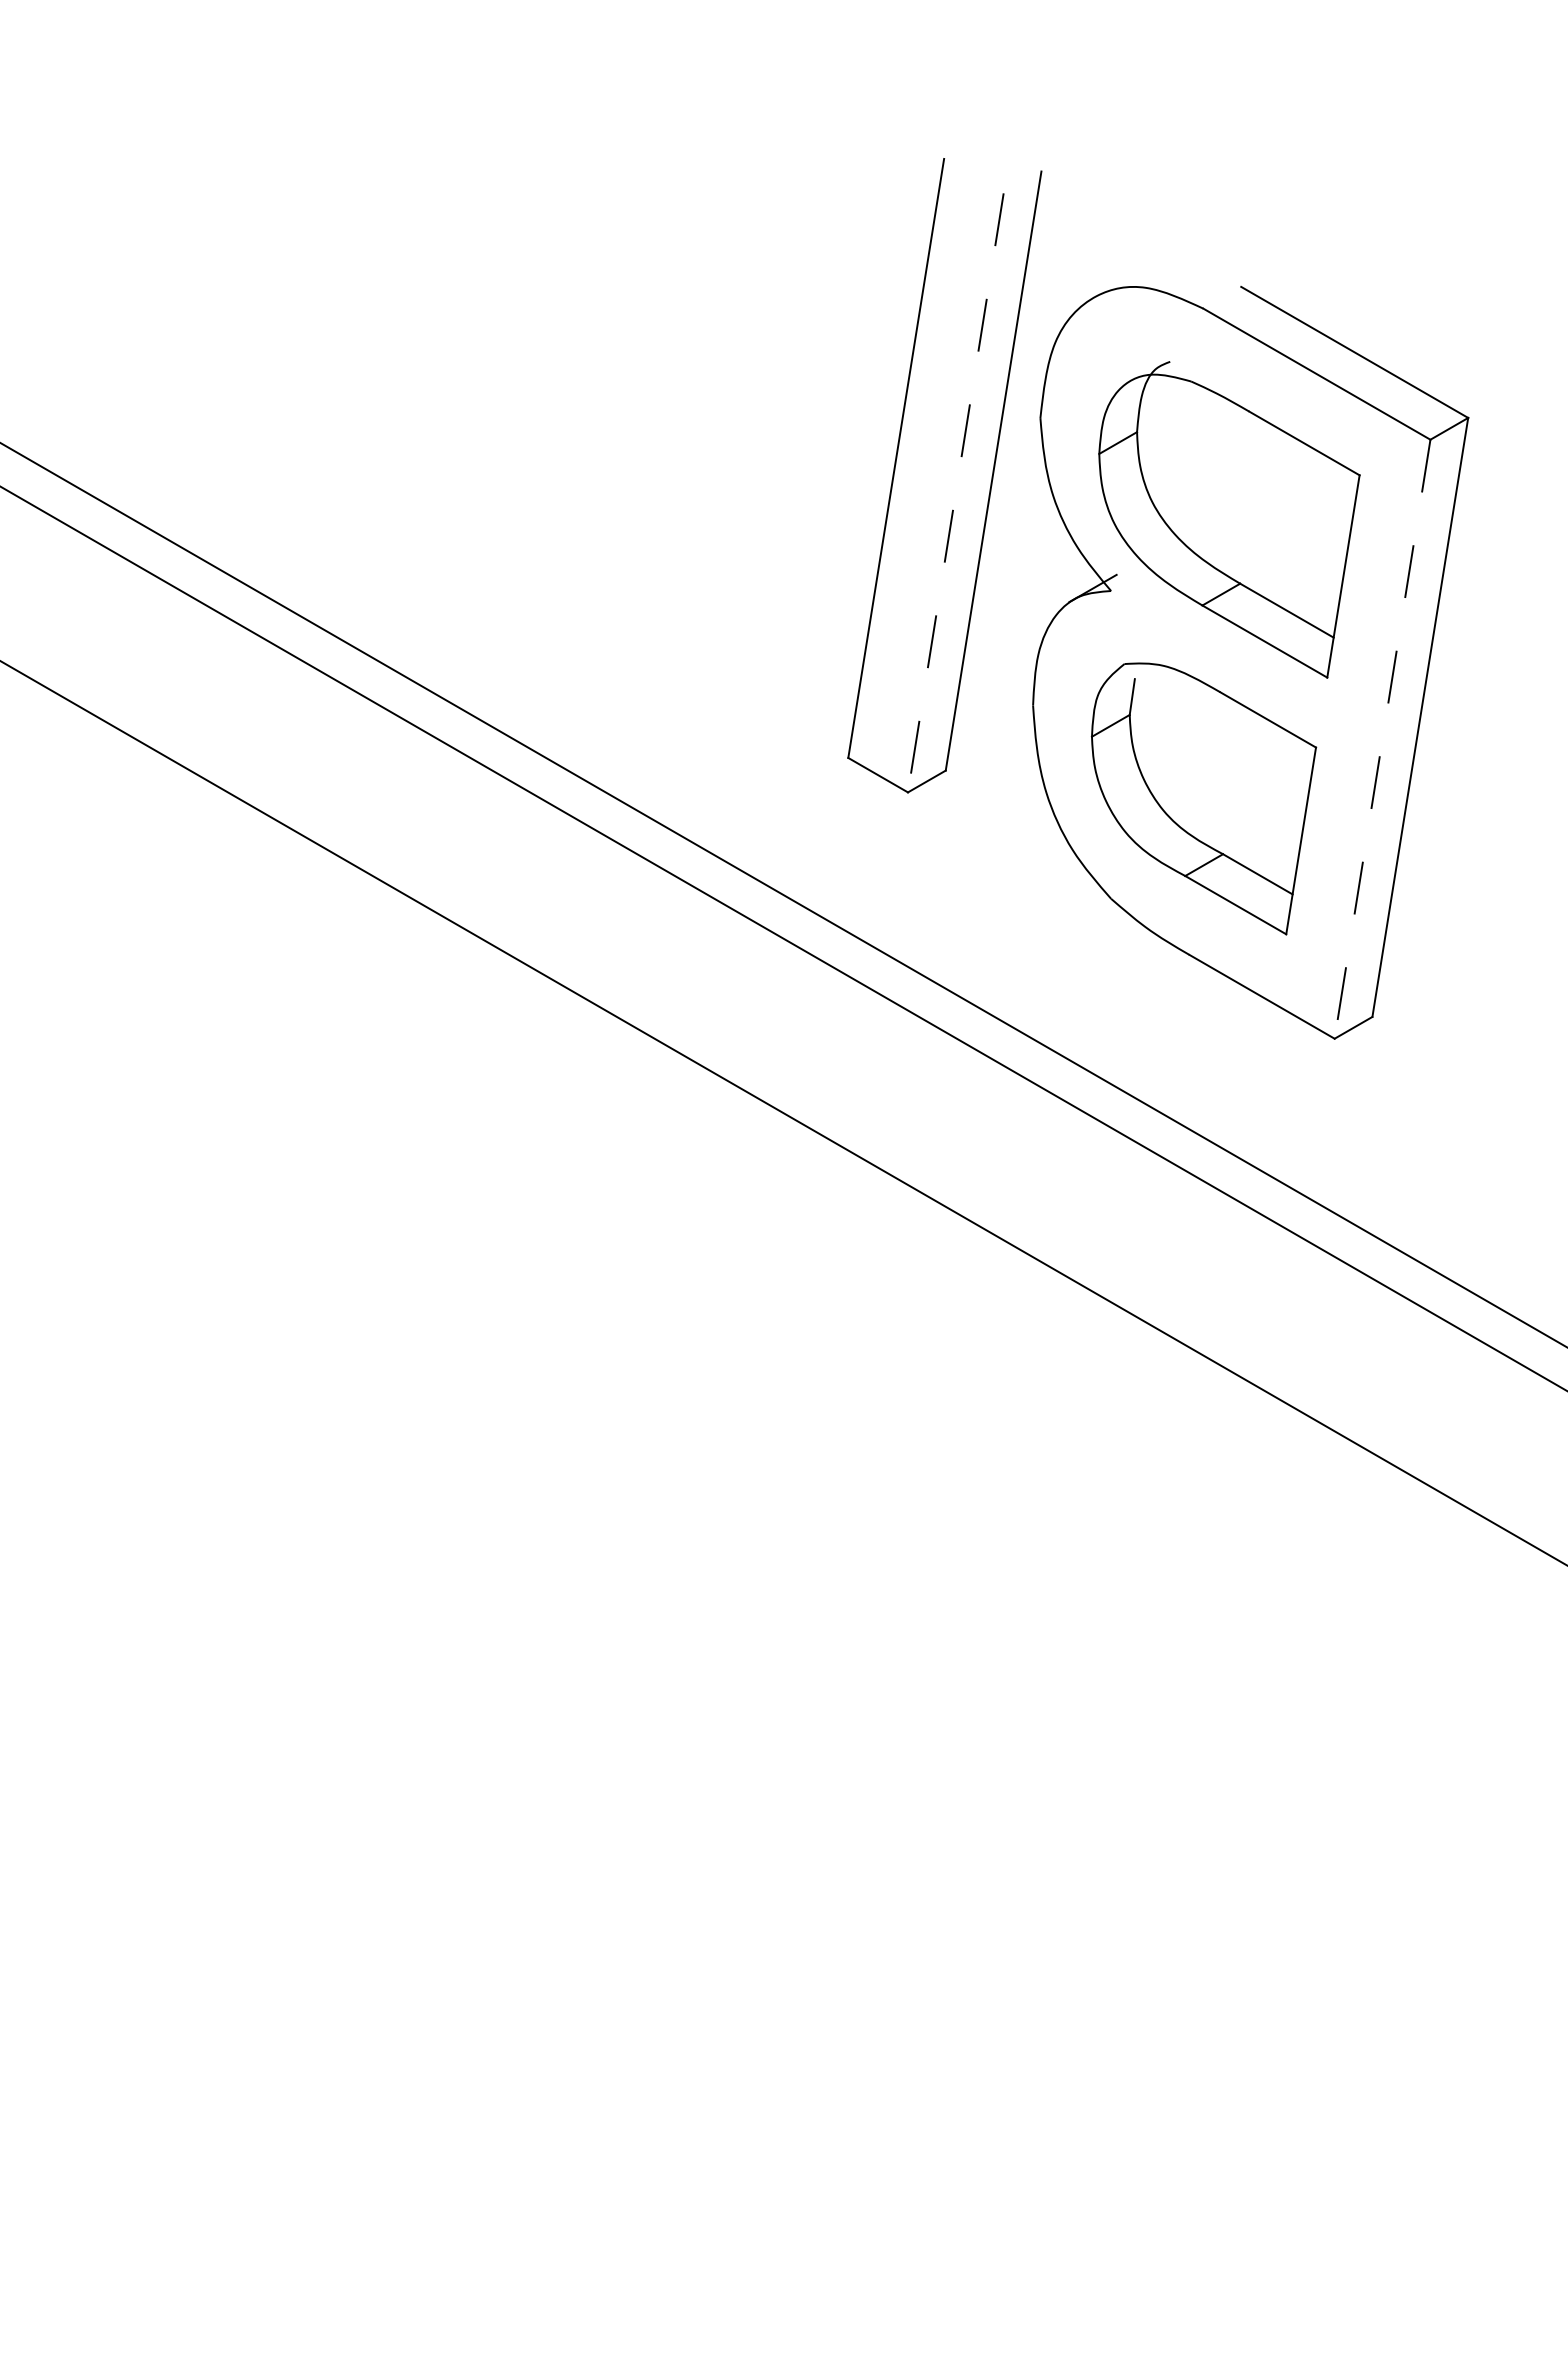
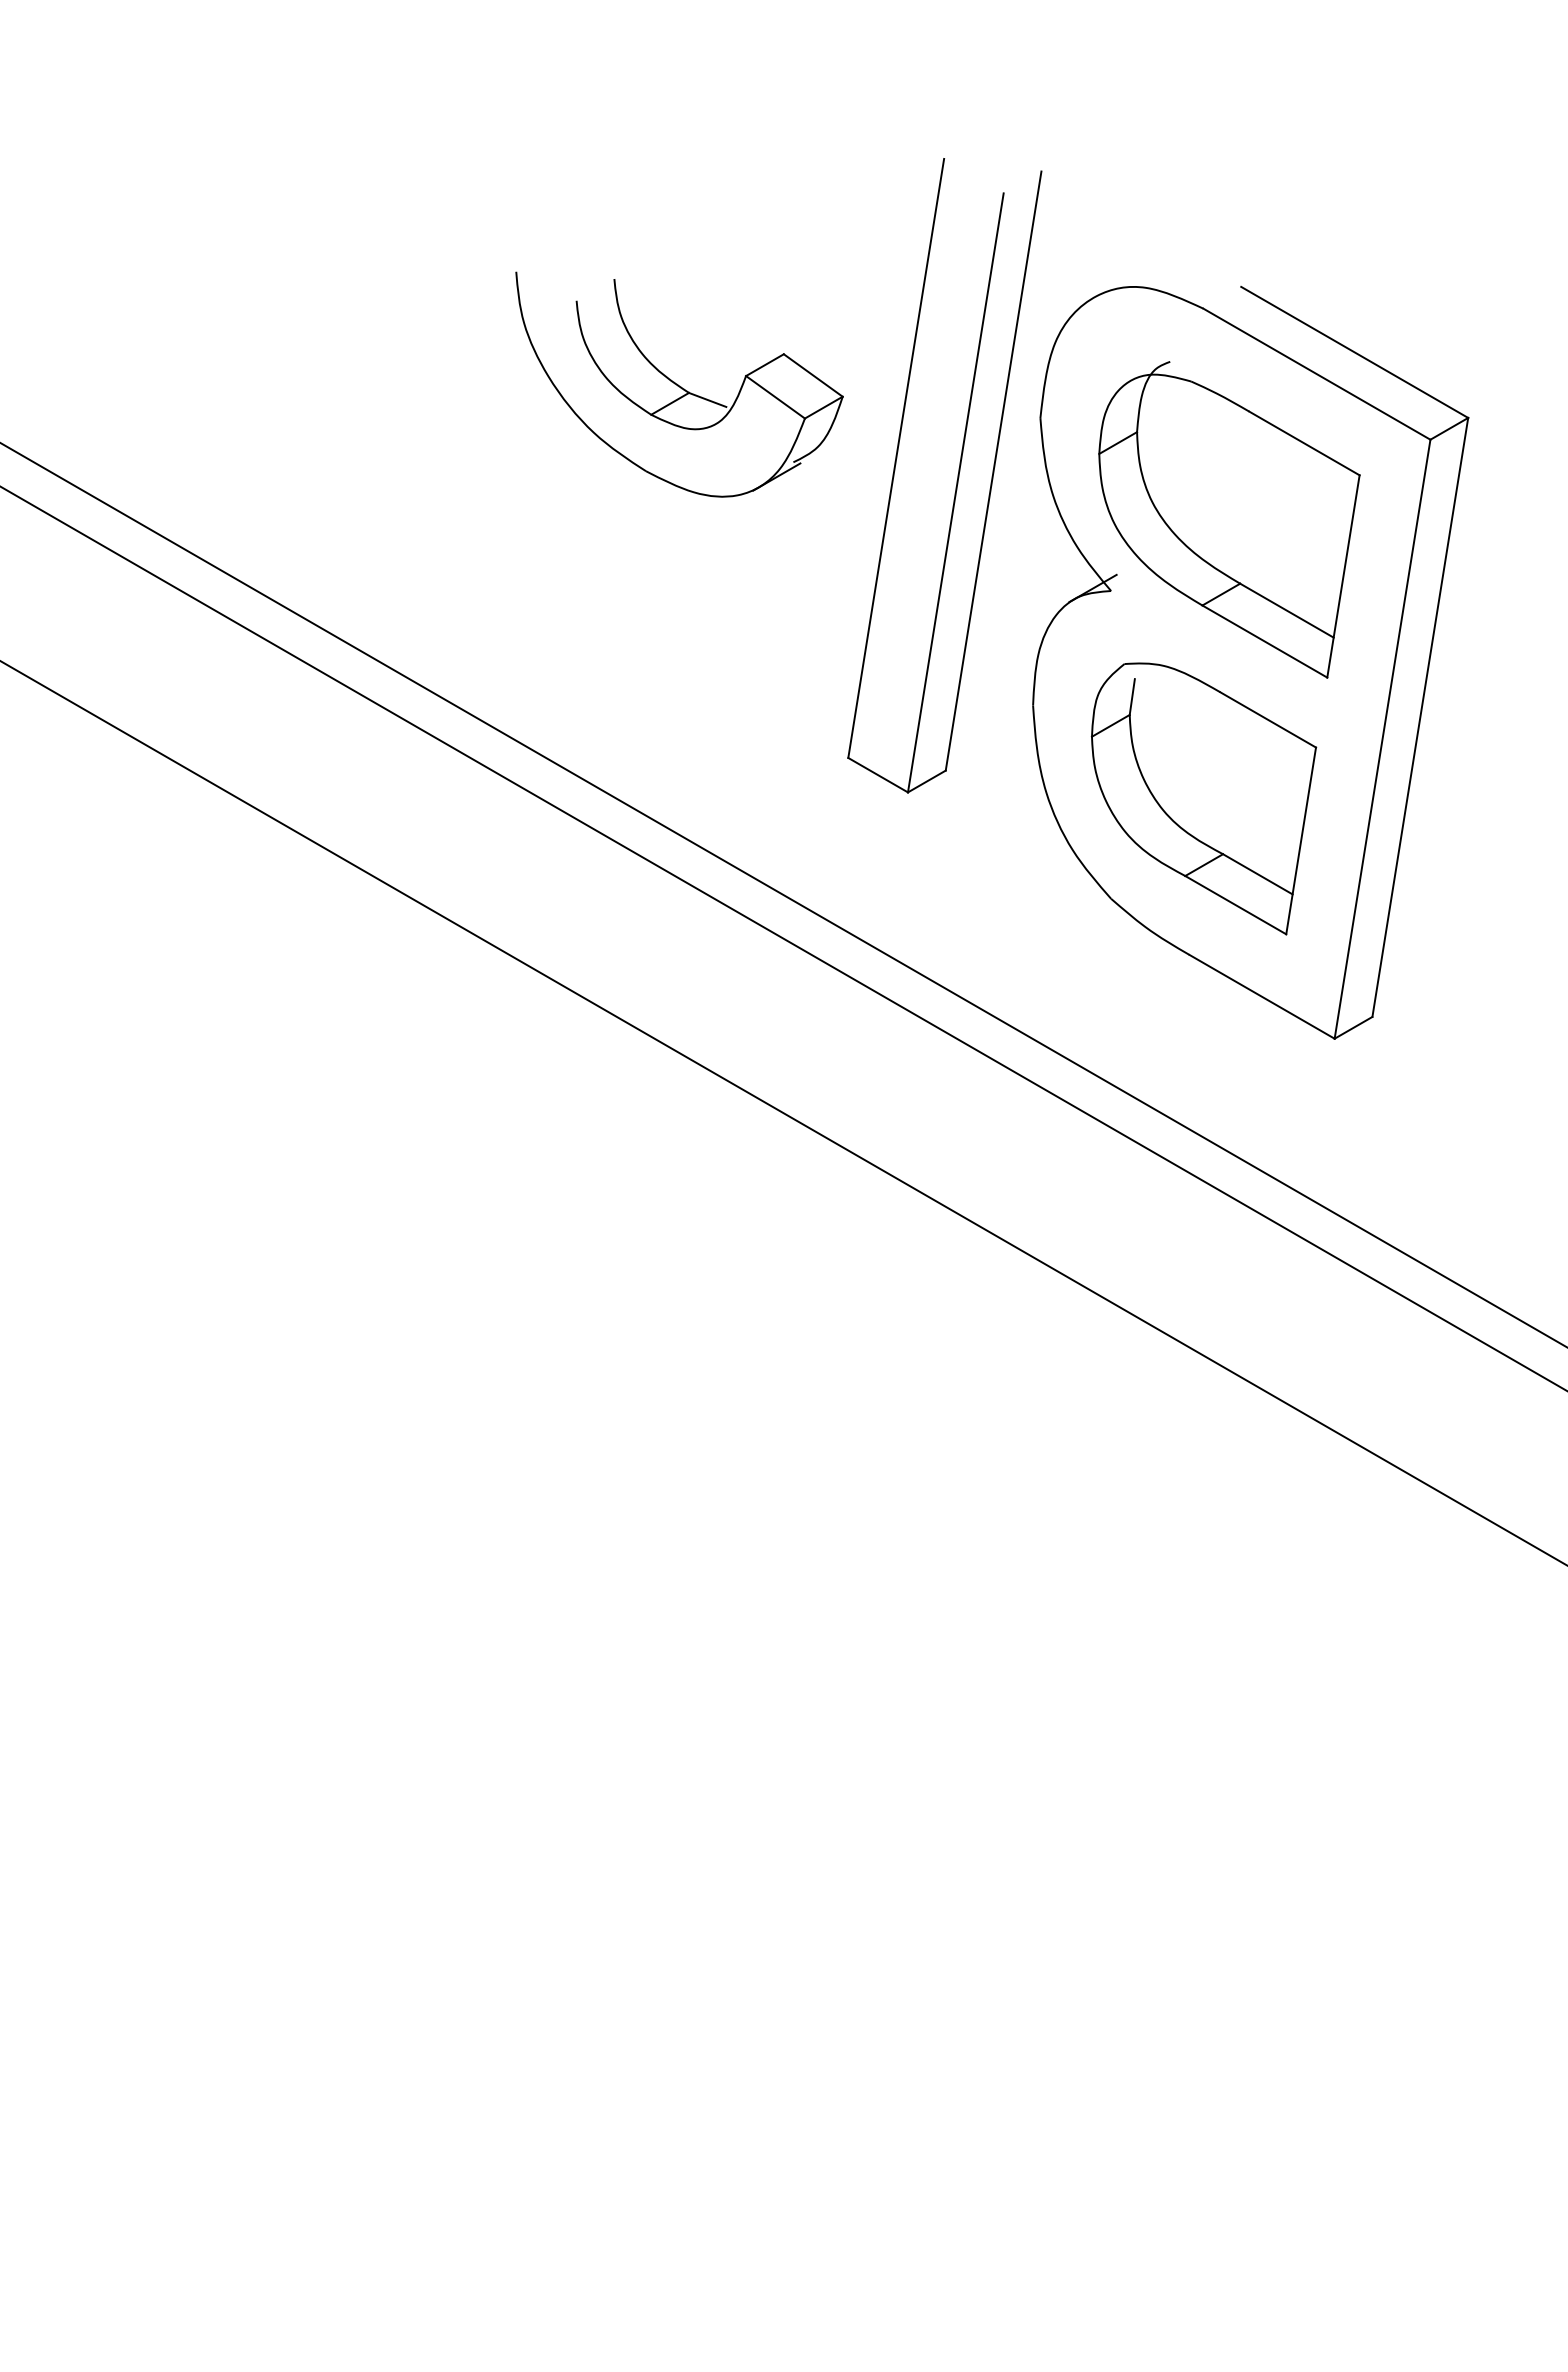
part: none -> present (679, 384)
line: dashed -> solid (955, 493)
line: dashed -> solid (1382, 739)
